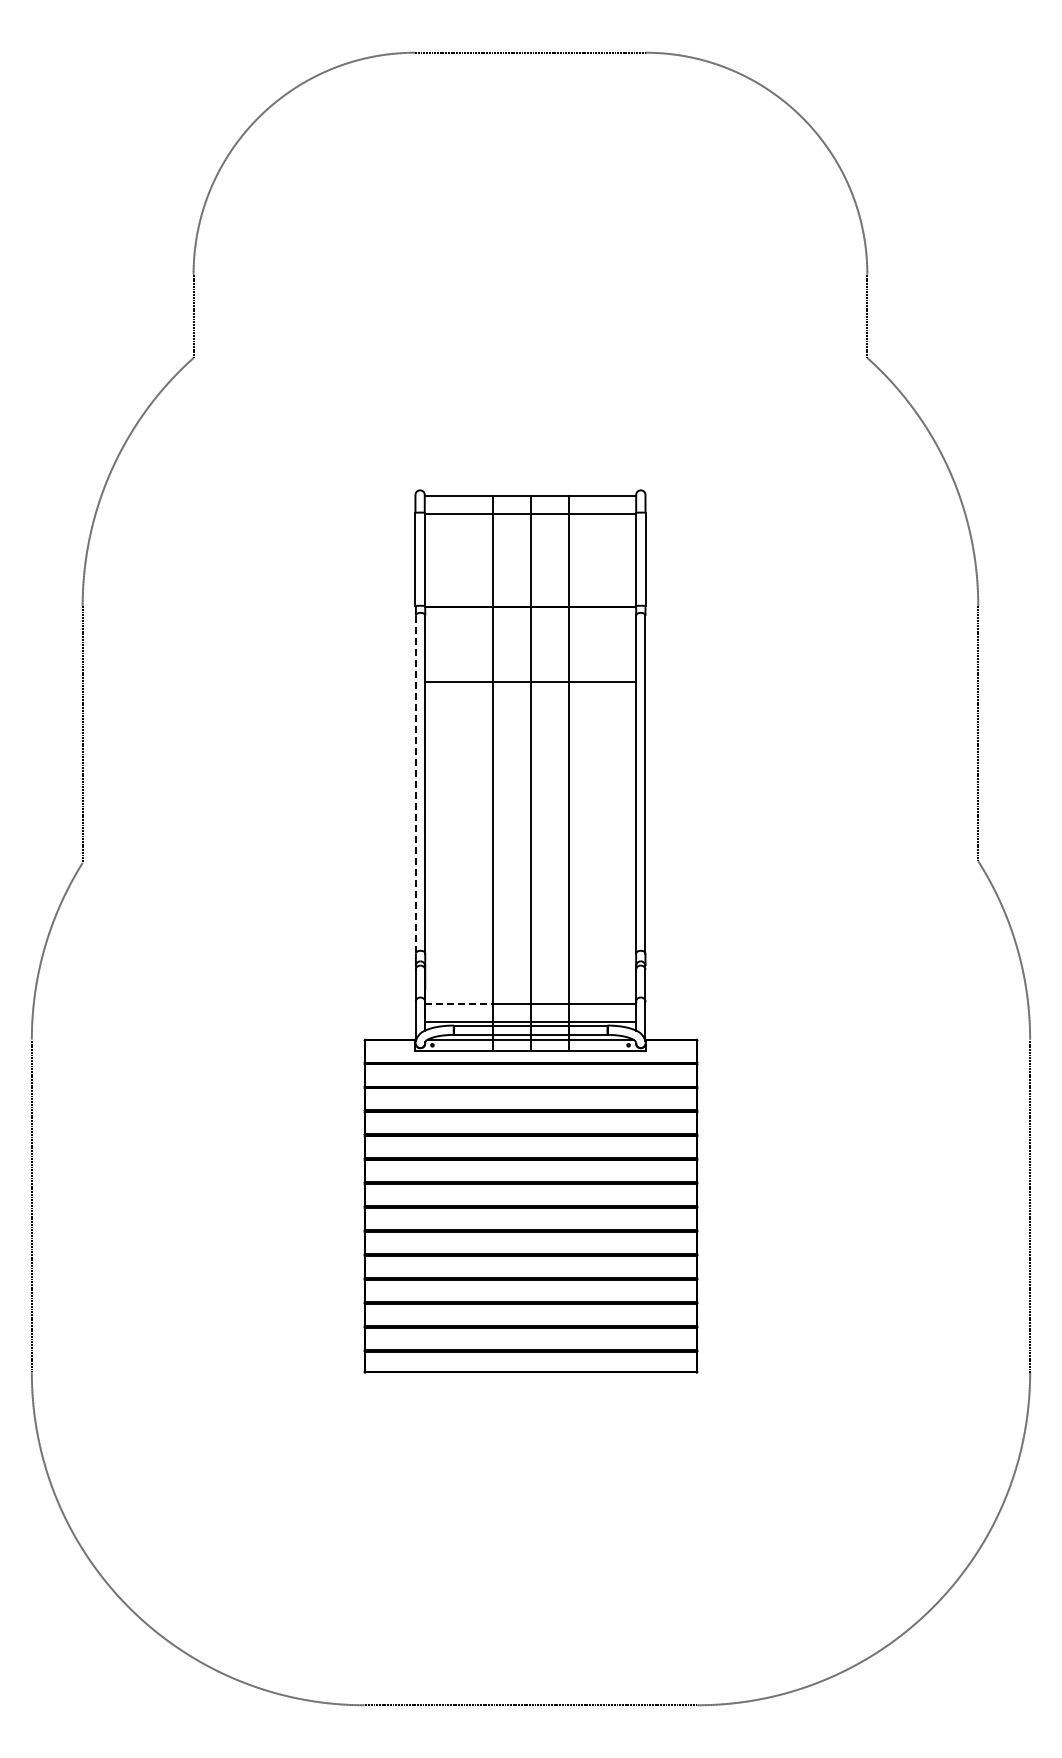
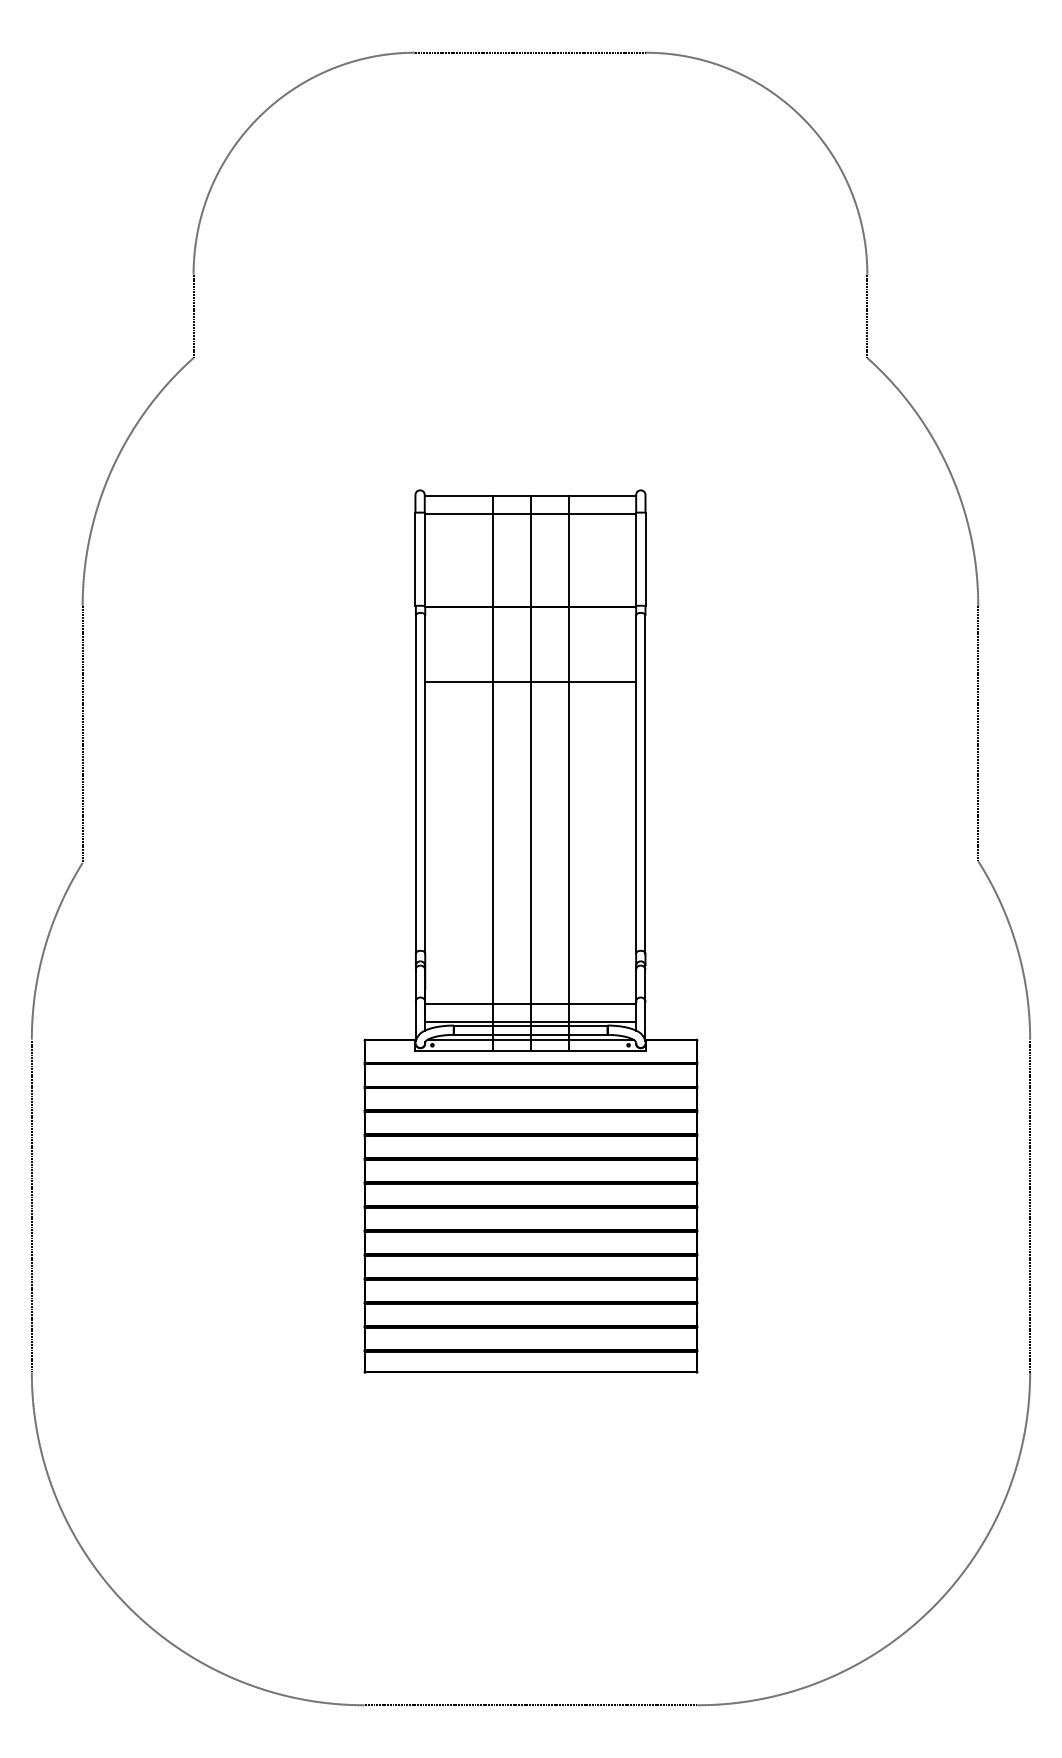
line: dashed -> solid (415, 784)
line: dashed -> solid (459, 1003)
